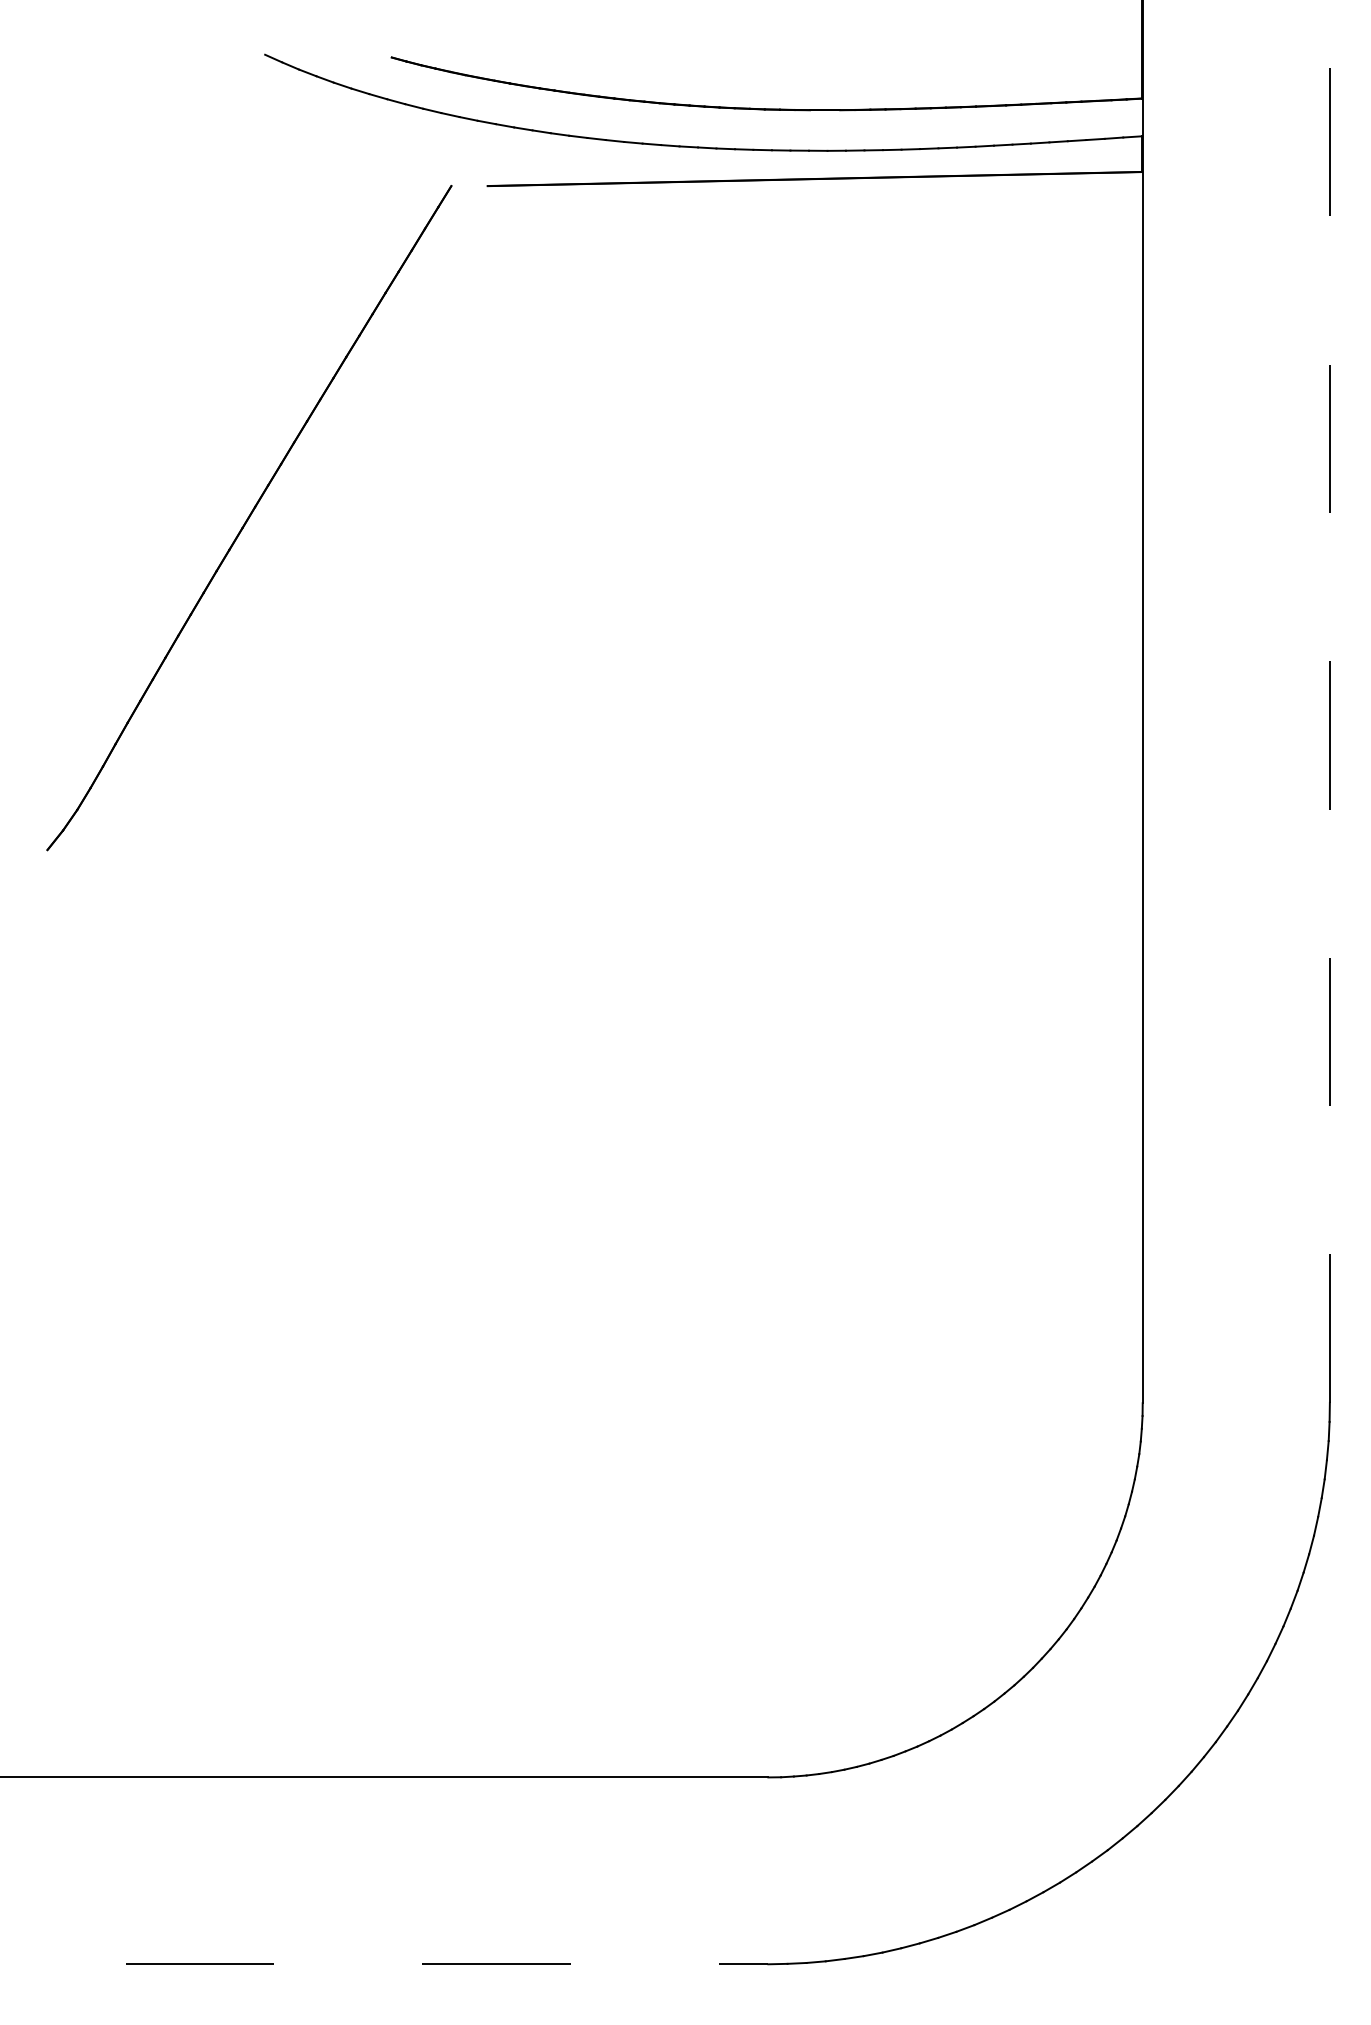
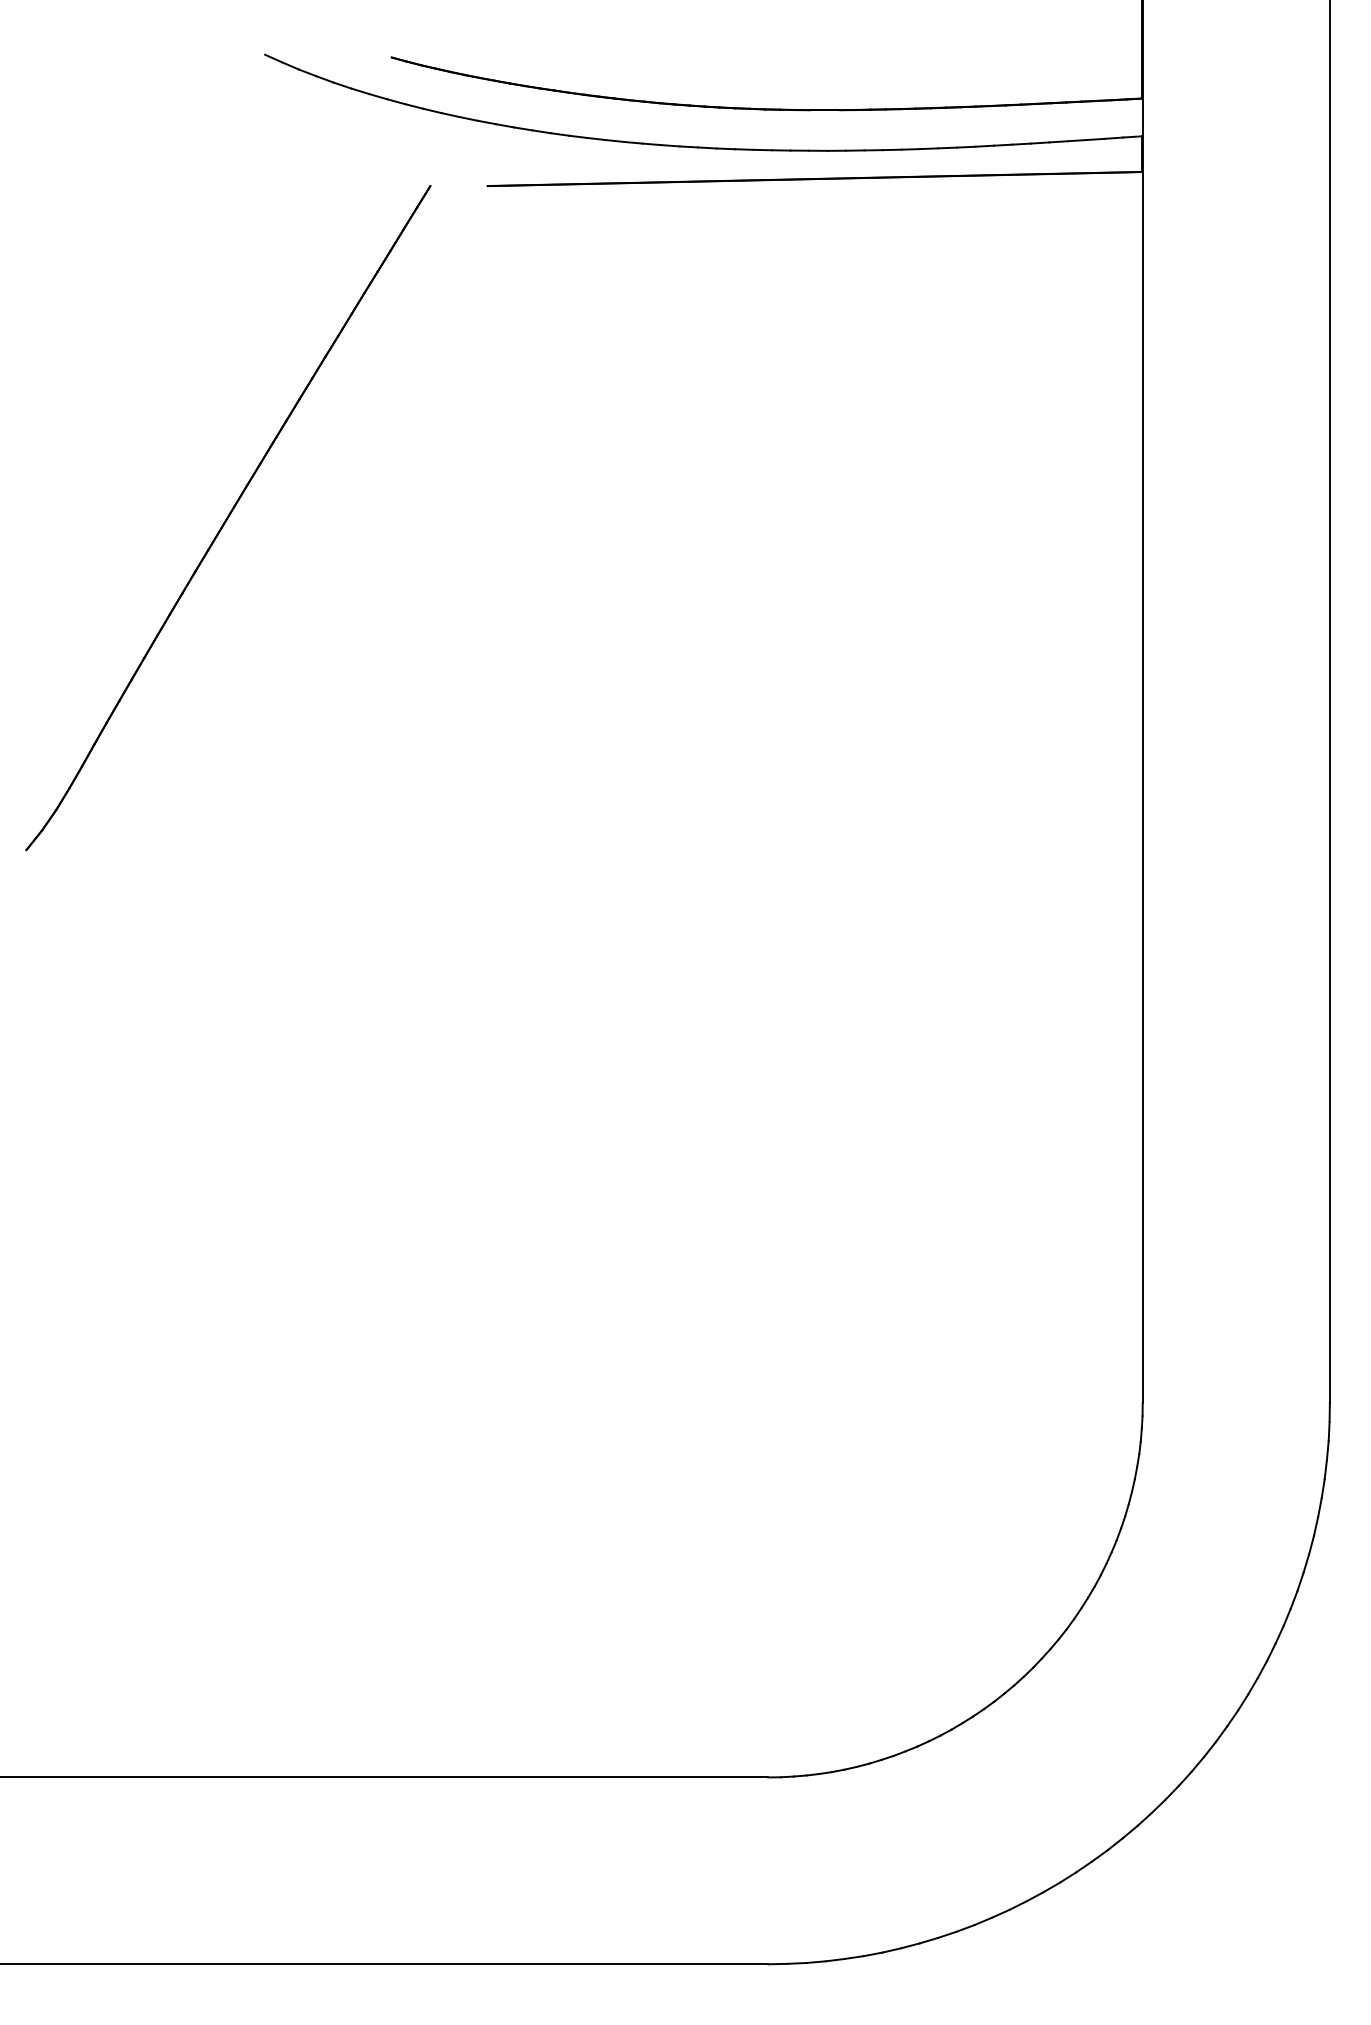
part position: (249, 518) -> (228, 518) (228, 518)
line: dashed -> solid (1329, 701)
line: dashed -> solid (384, 1964)
